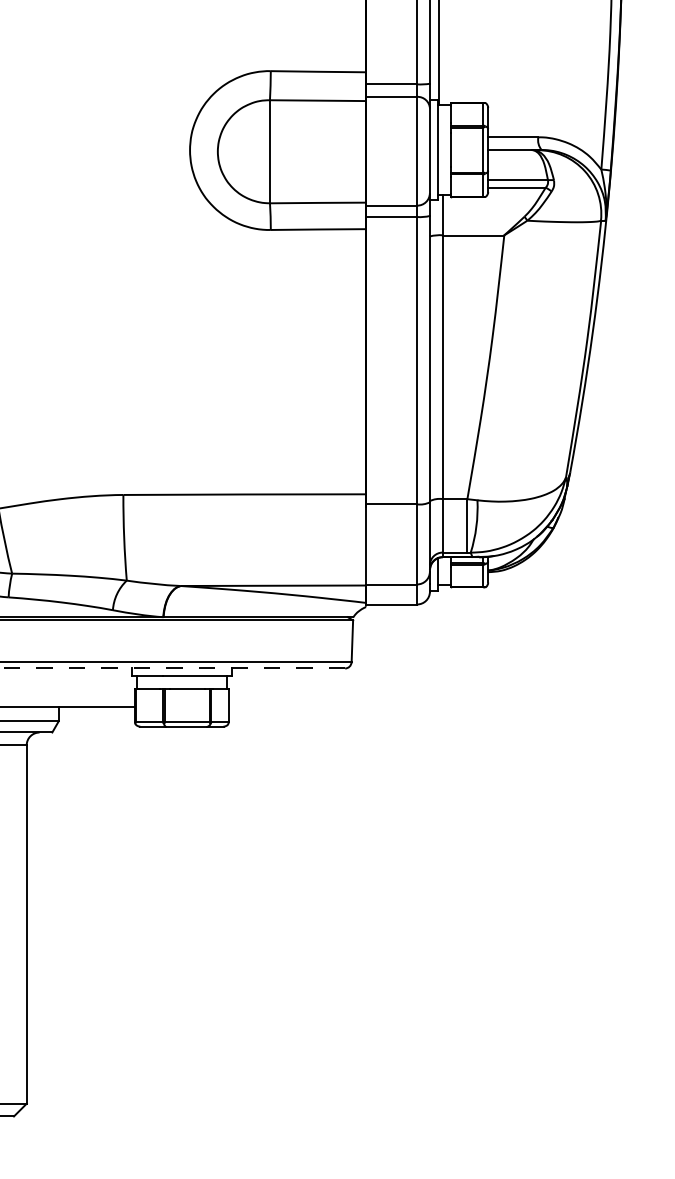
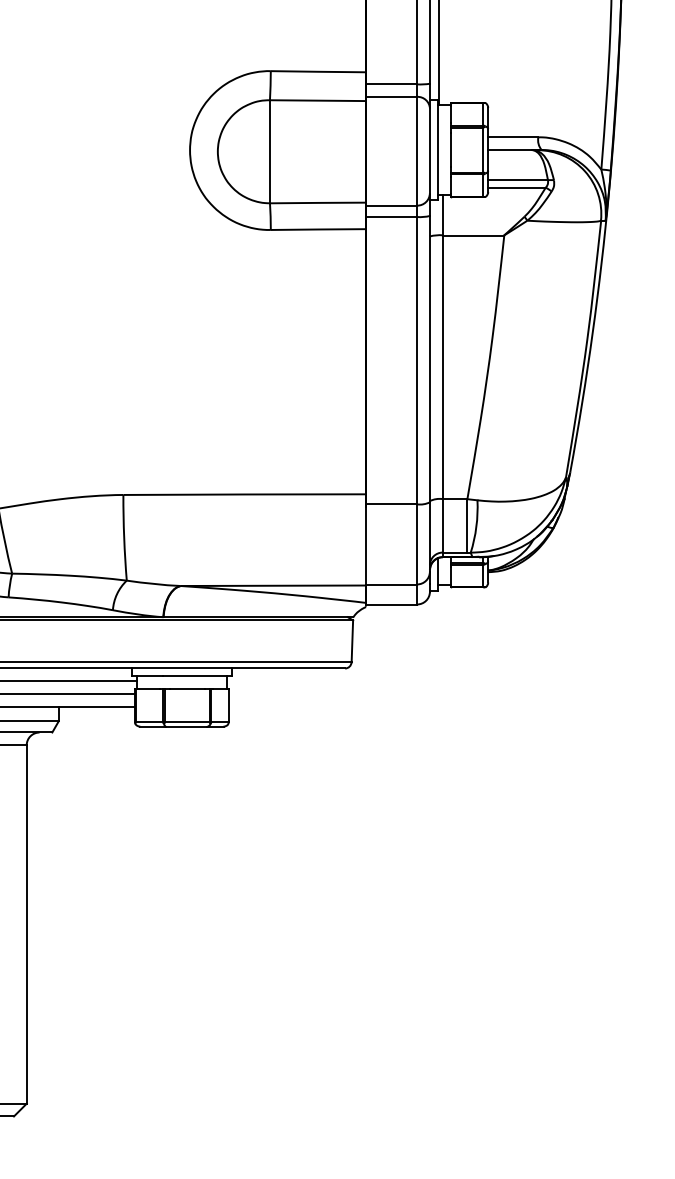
line: dashed -> solid (172, 668)
line: none -> present (69, 681)
line: none -> present (68, 694)
